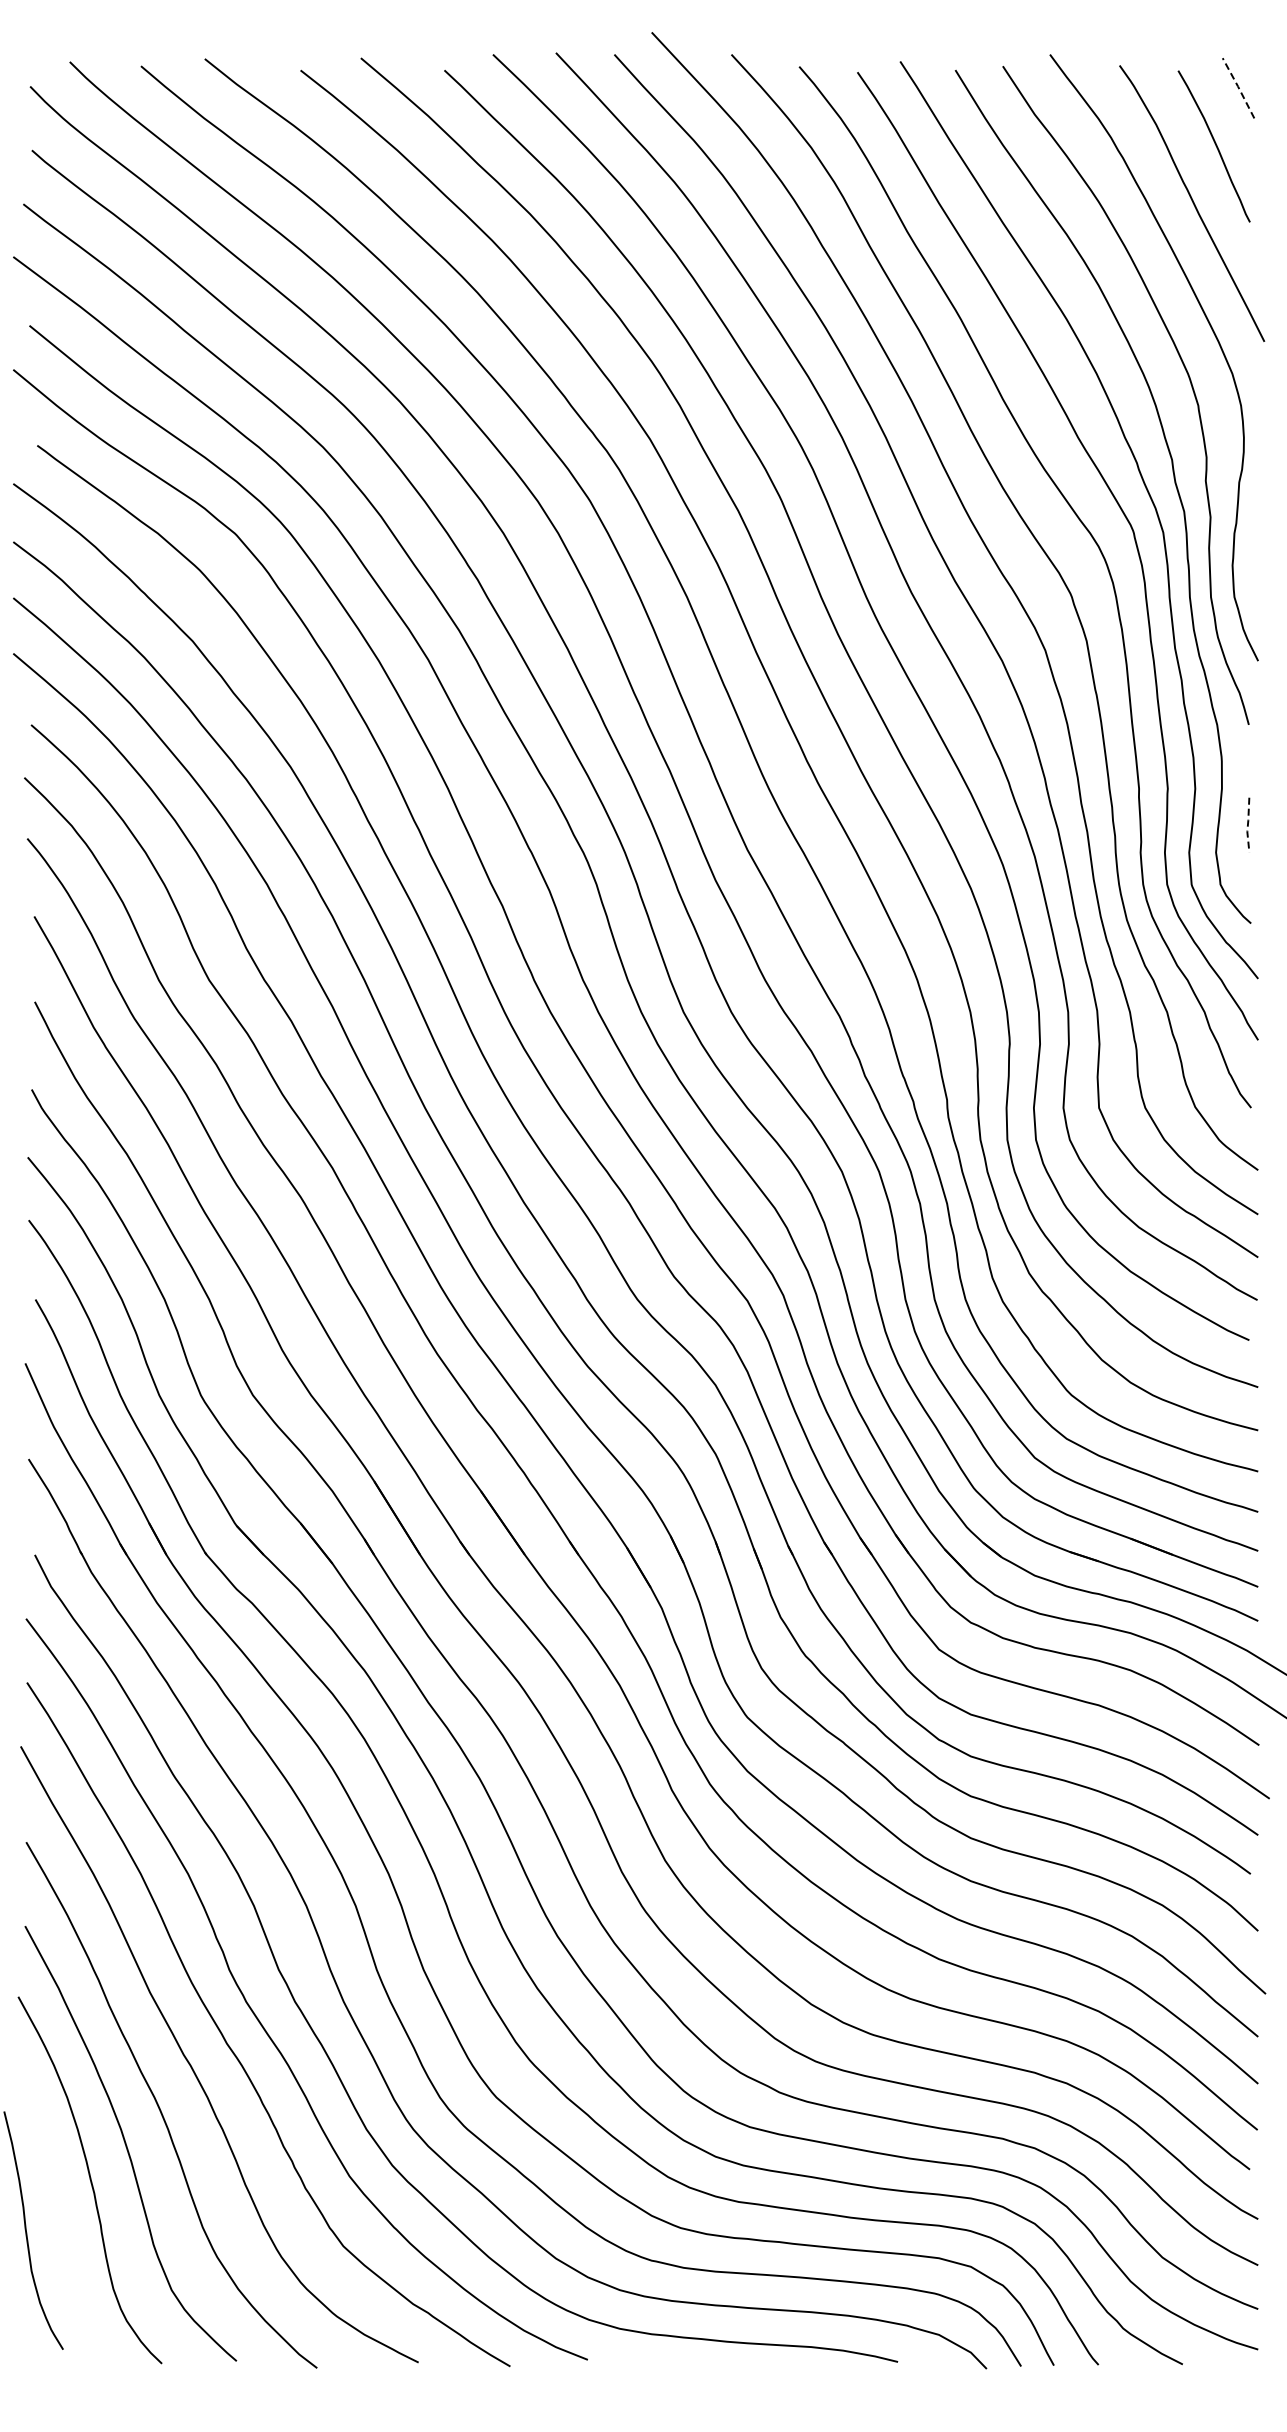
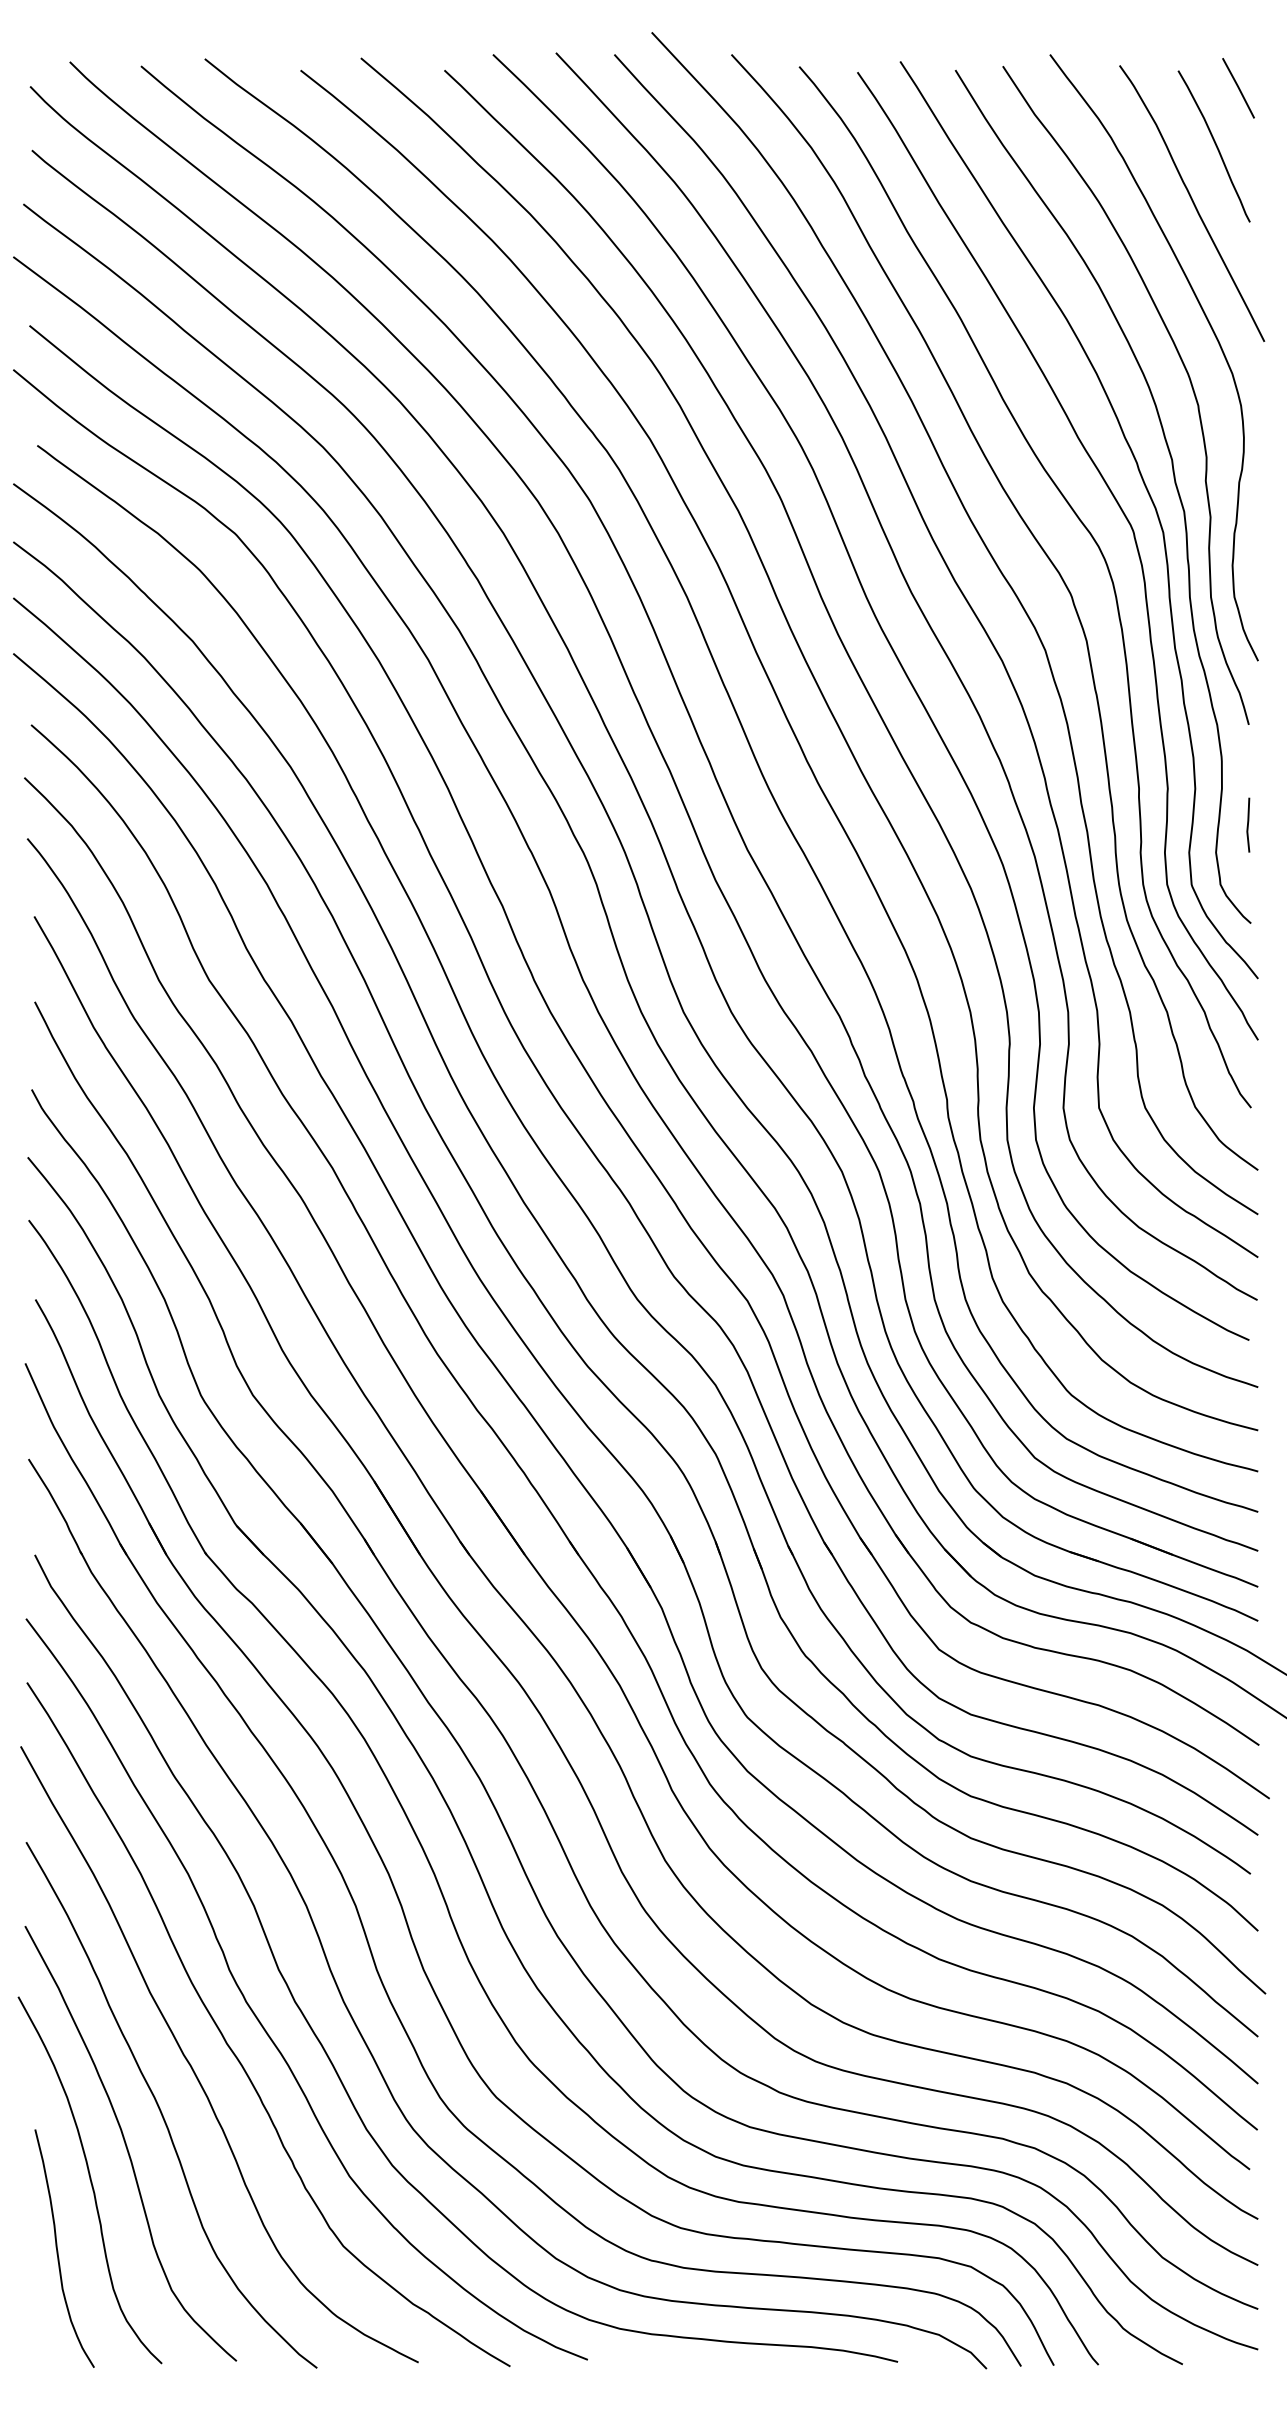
line: dashed -> solid (1238, 87)
line: dashed -> solid (1247, 825)
curve position: (27, 2232) -> (58, 2250) (58, 2250)
